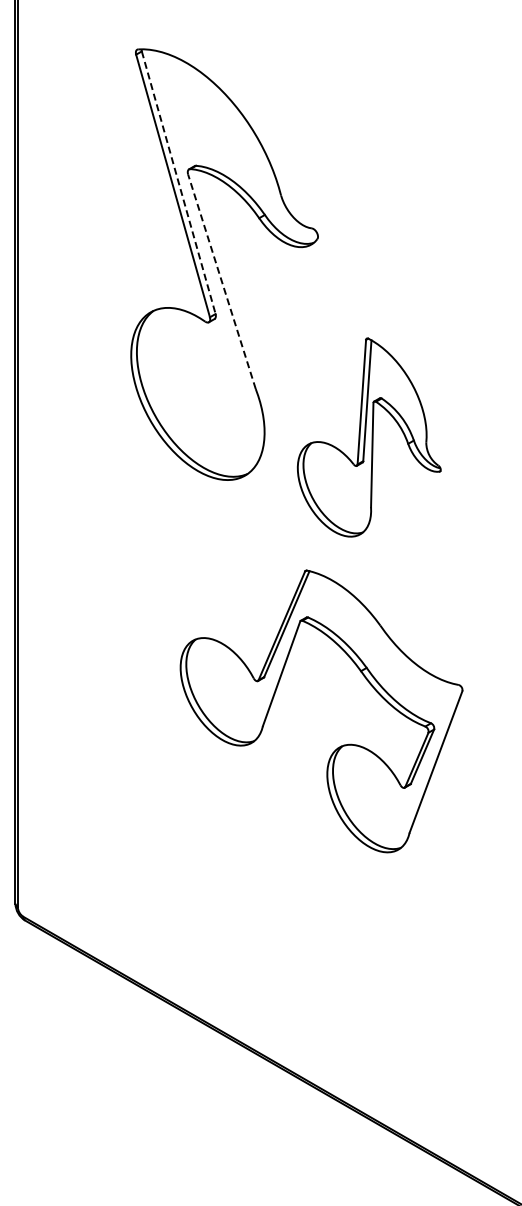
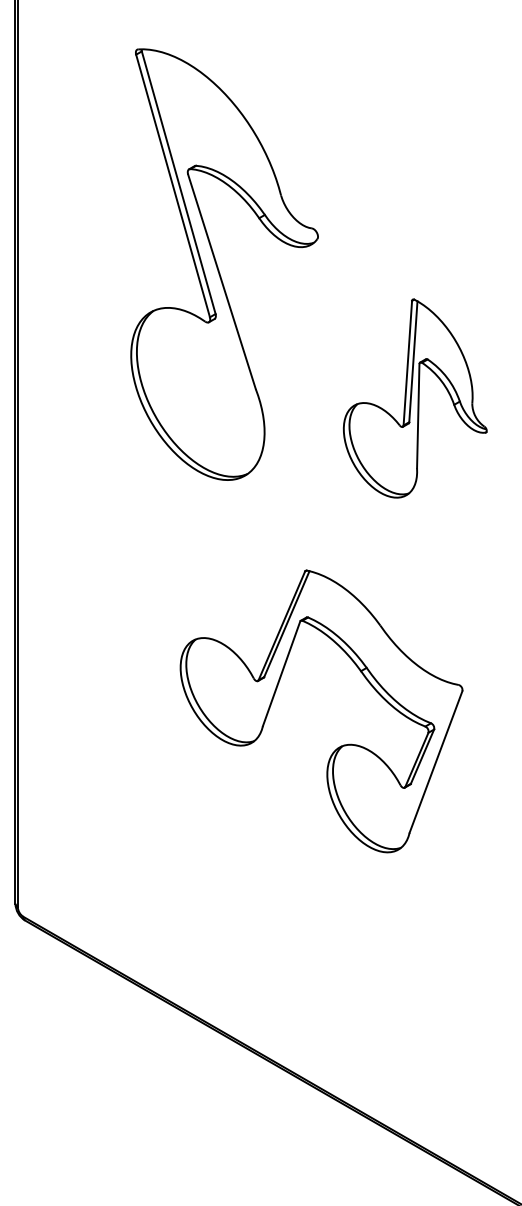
line: dashed -> solid (178, 183)
line: dashed -> solid (221, 281)
part position: (368, 437) -> (414, 398) (414, 398)
